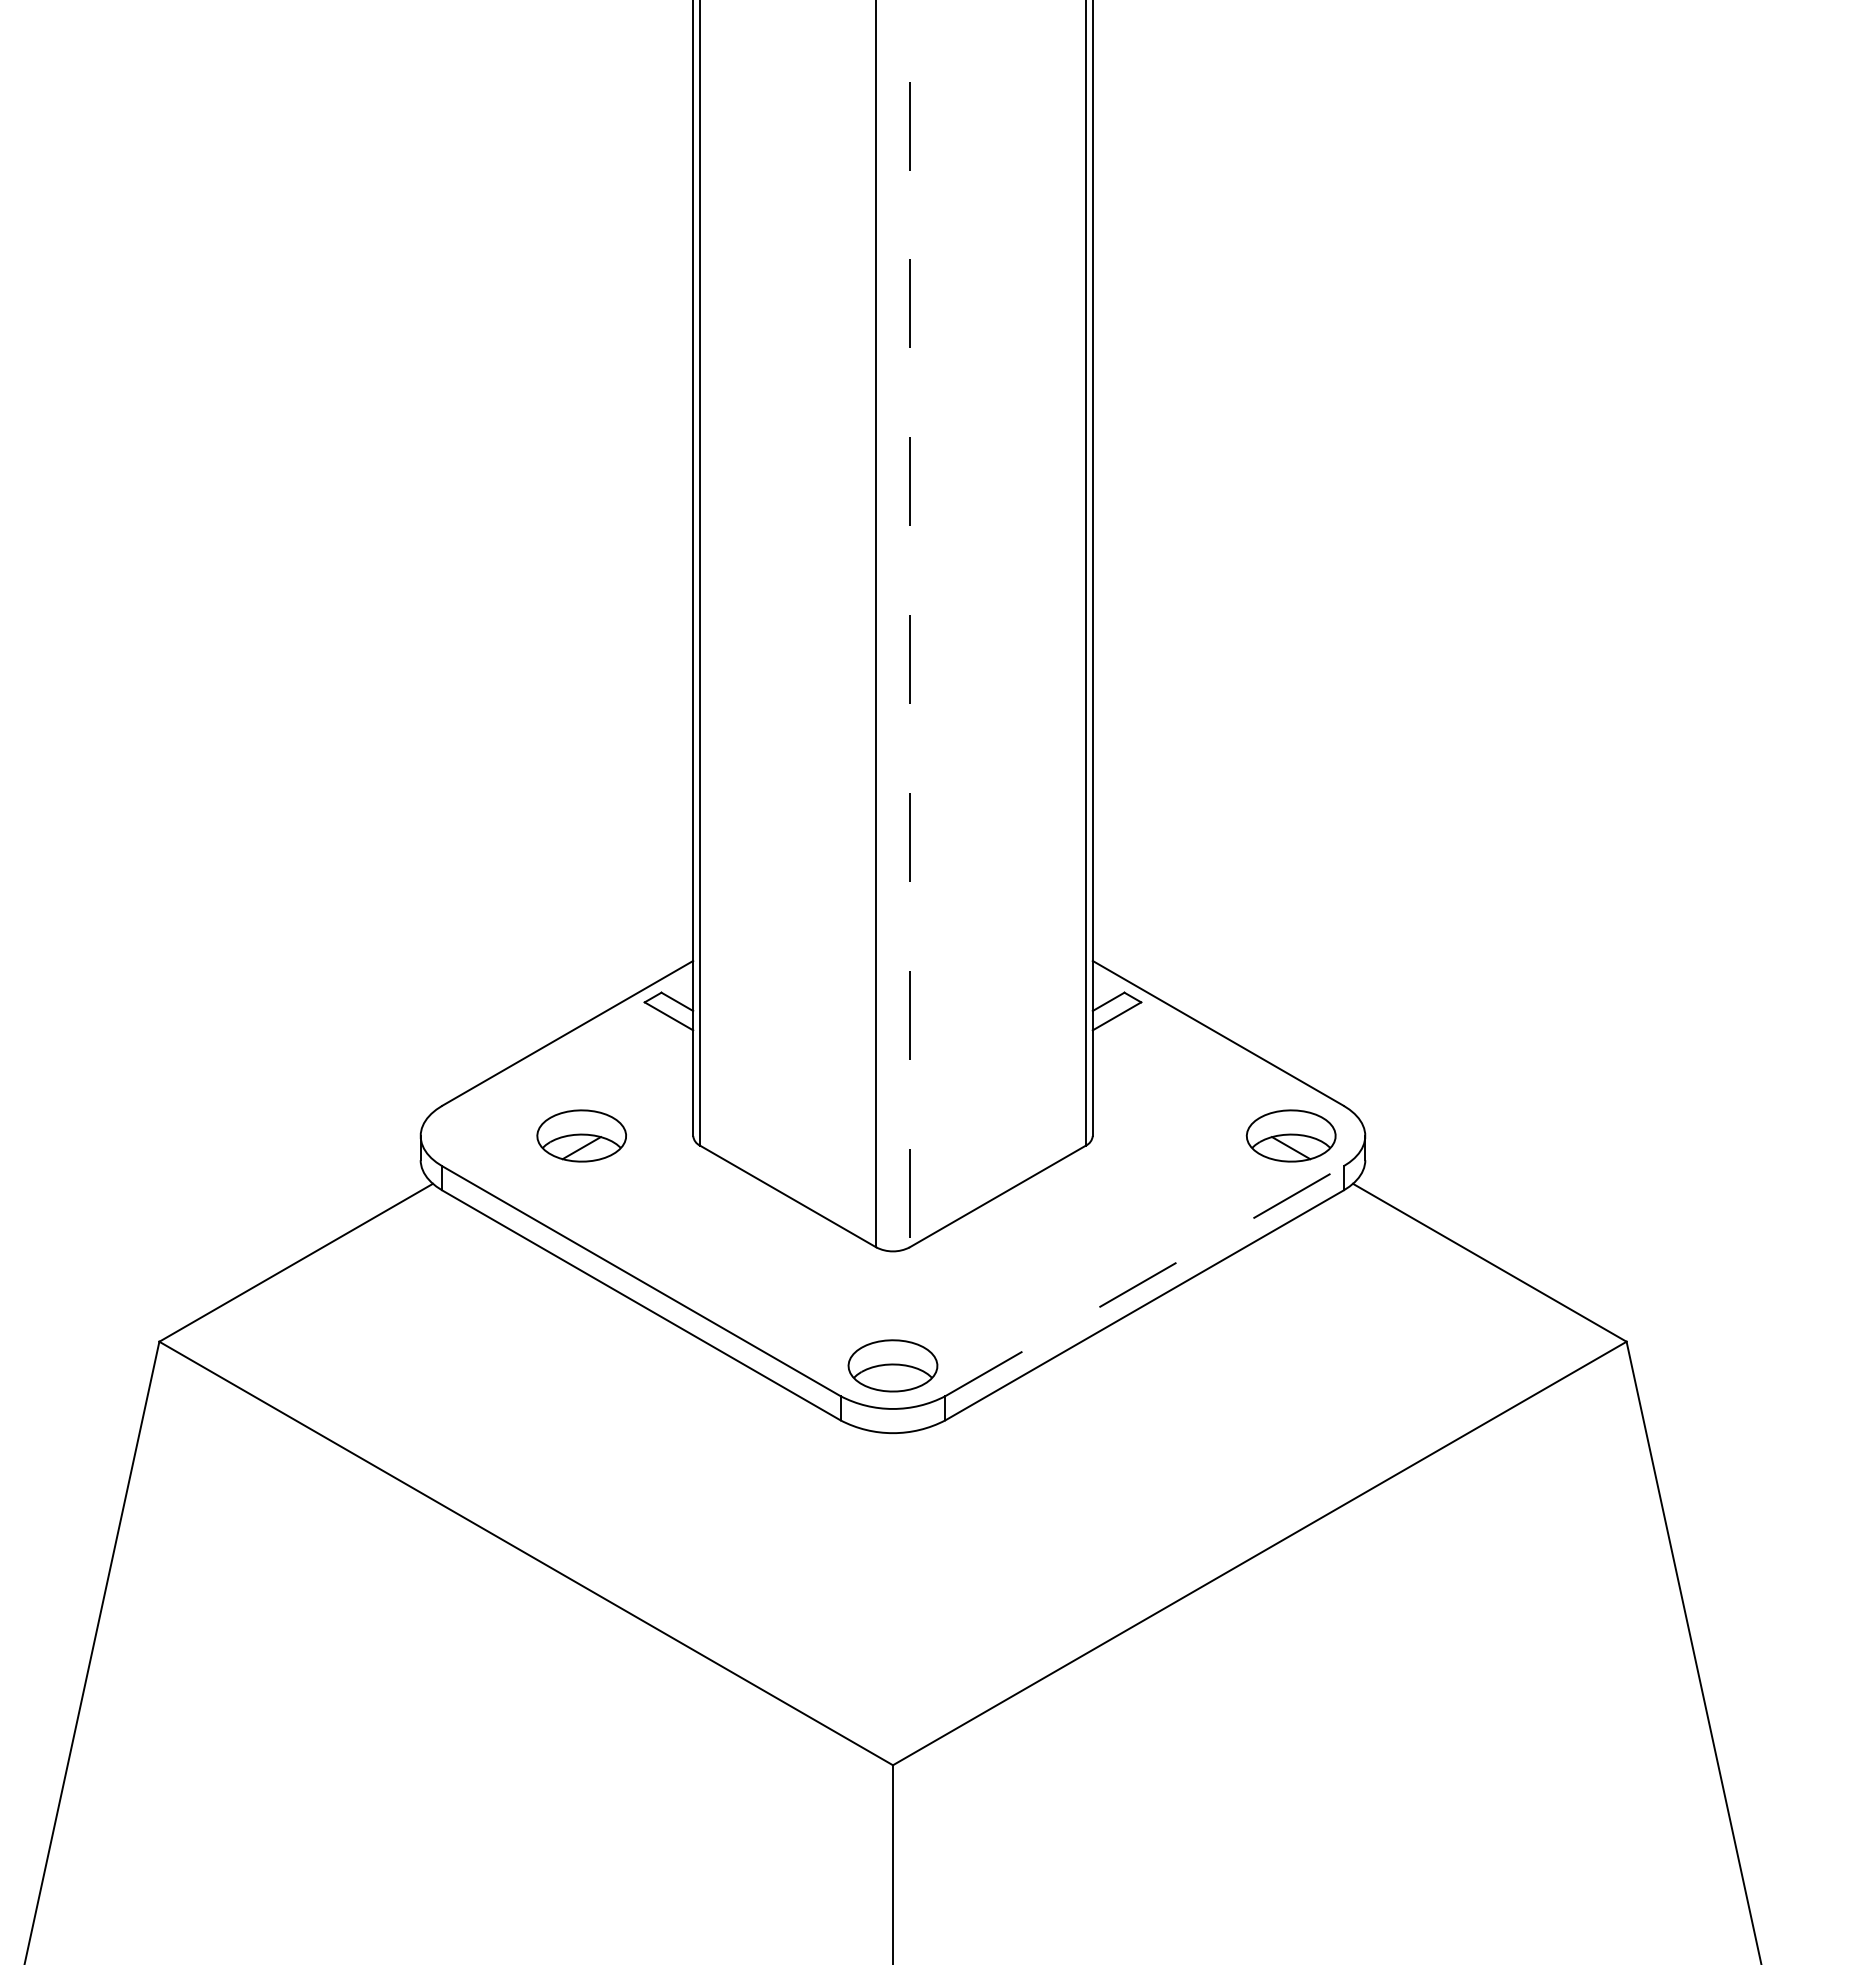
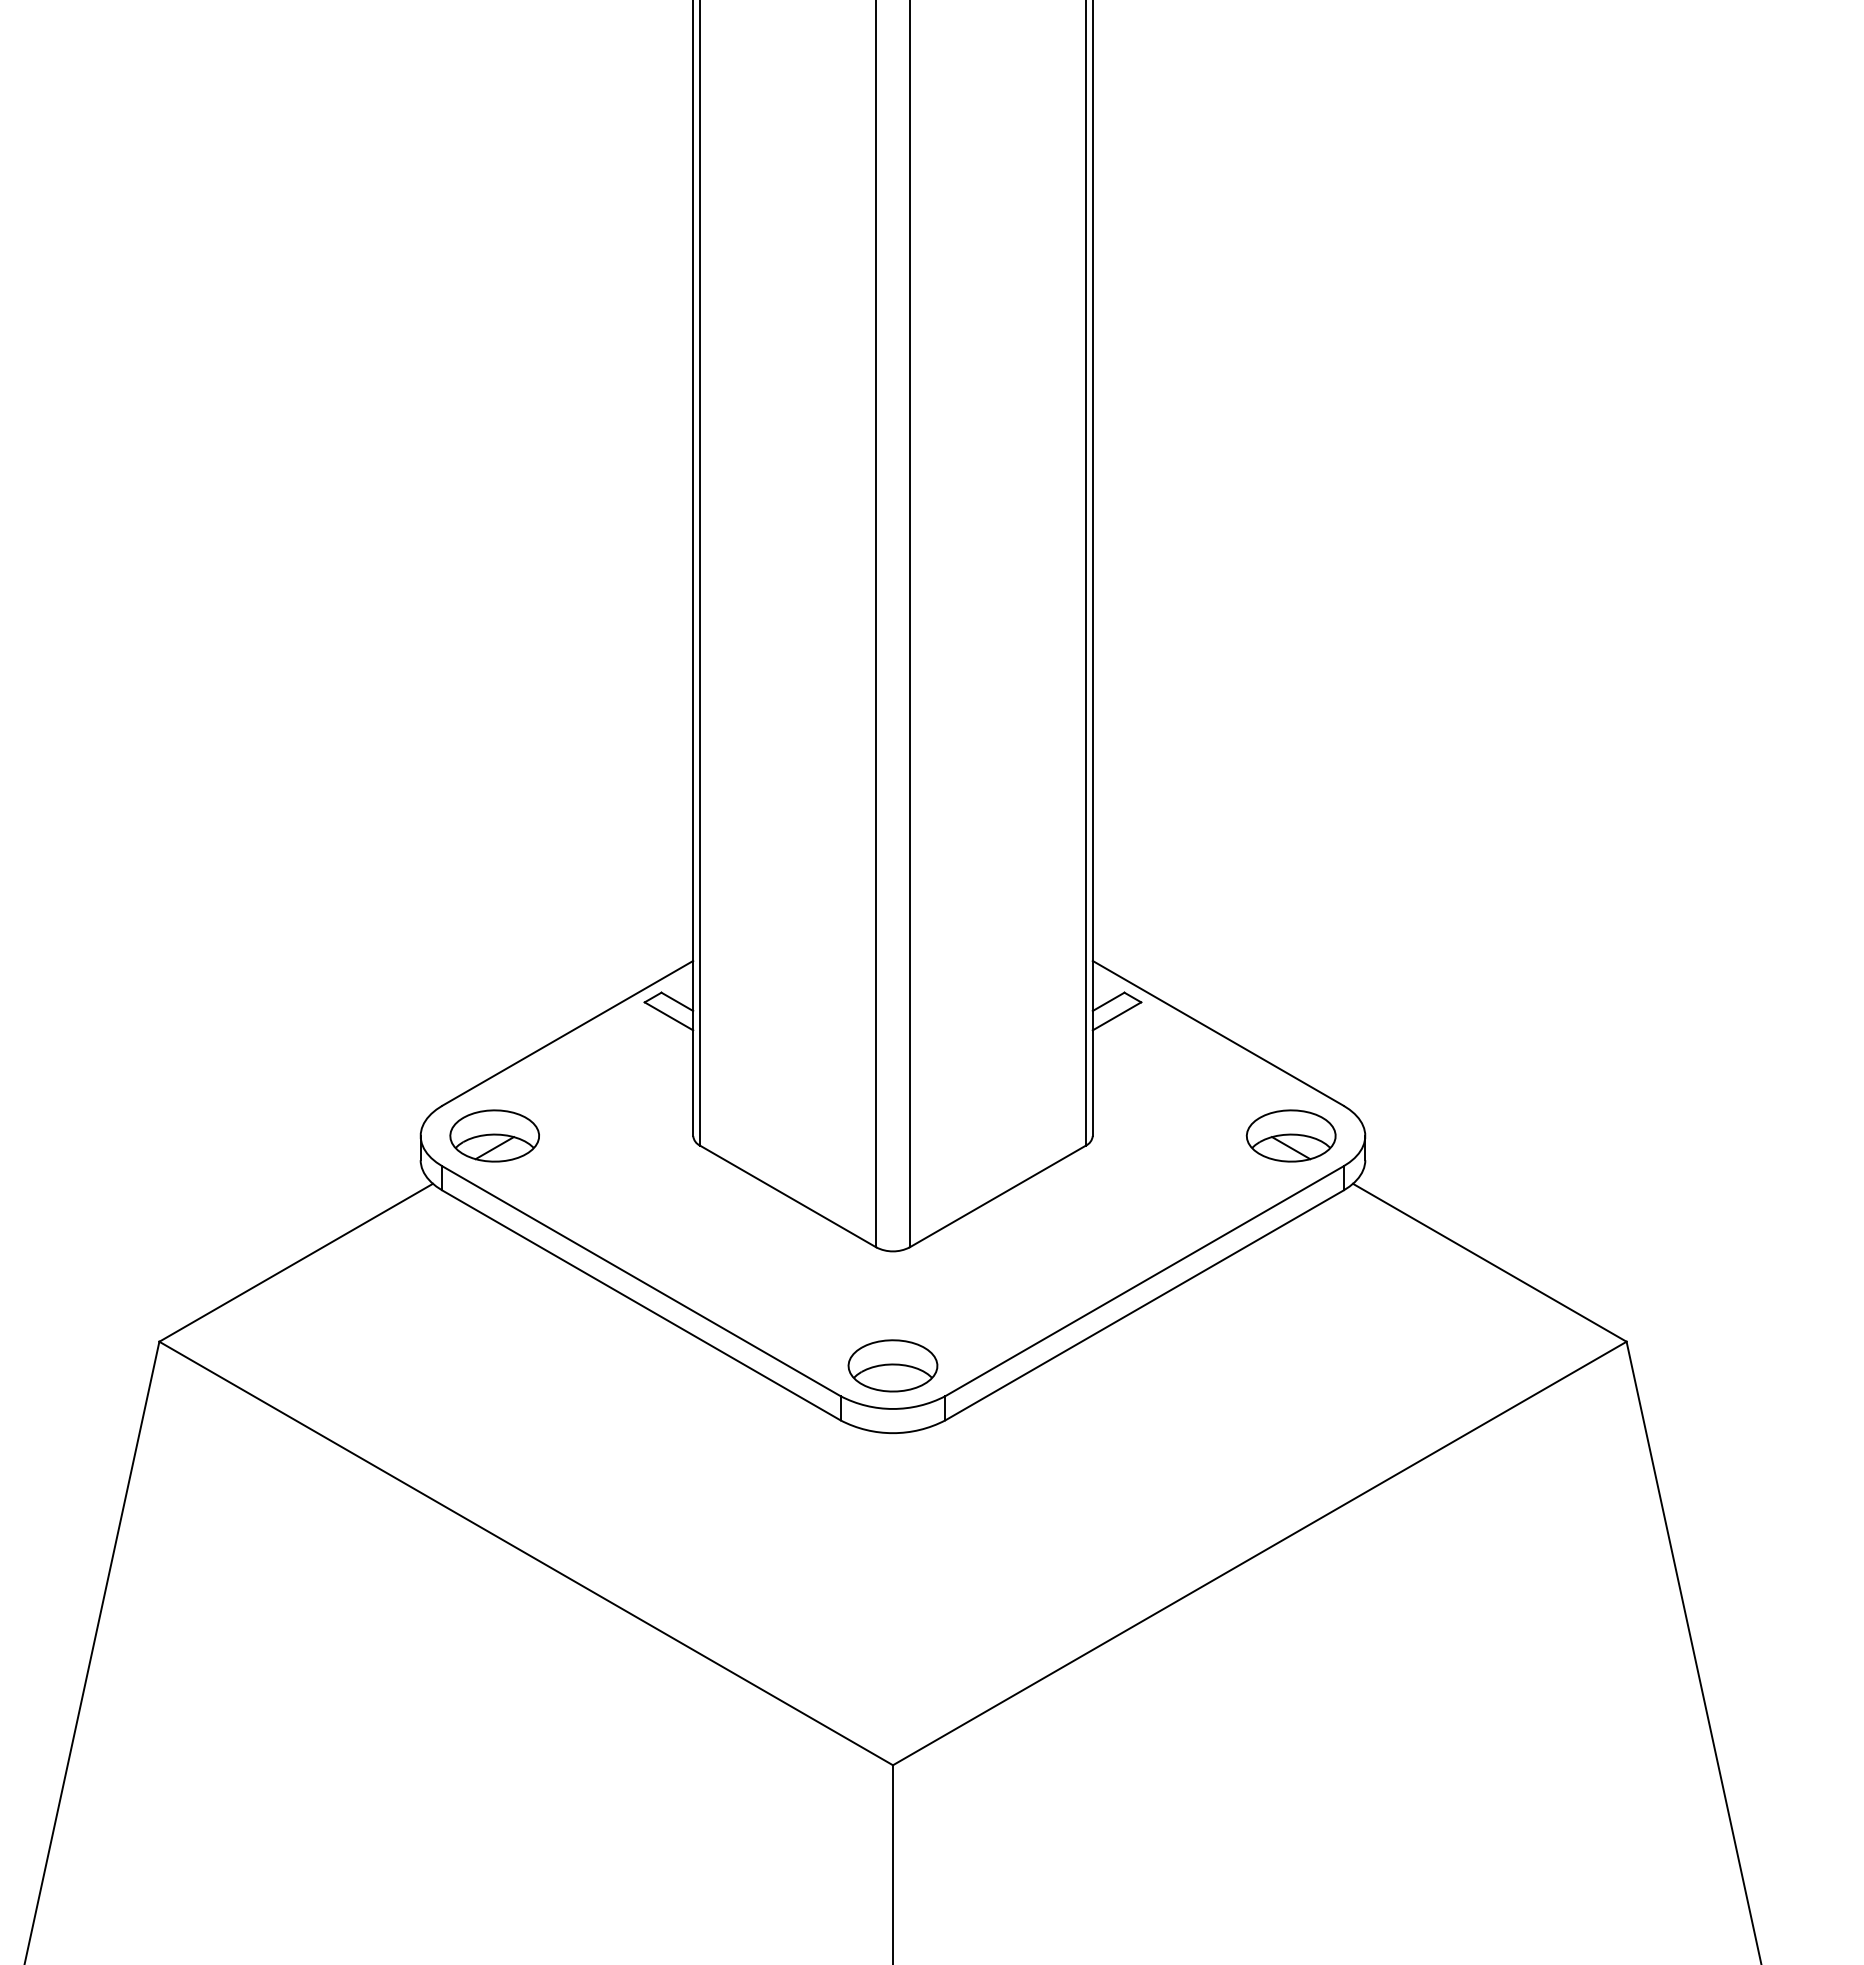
line: dashed -> solid (909, 624)
part position: (581, 1135) -> (494, 1135) (494, 1135)
line: dashed -> solid (1144, 1281)
